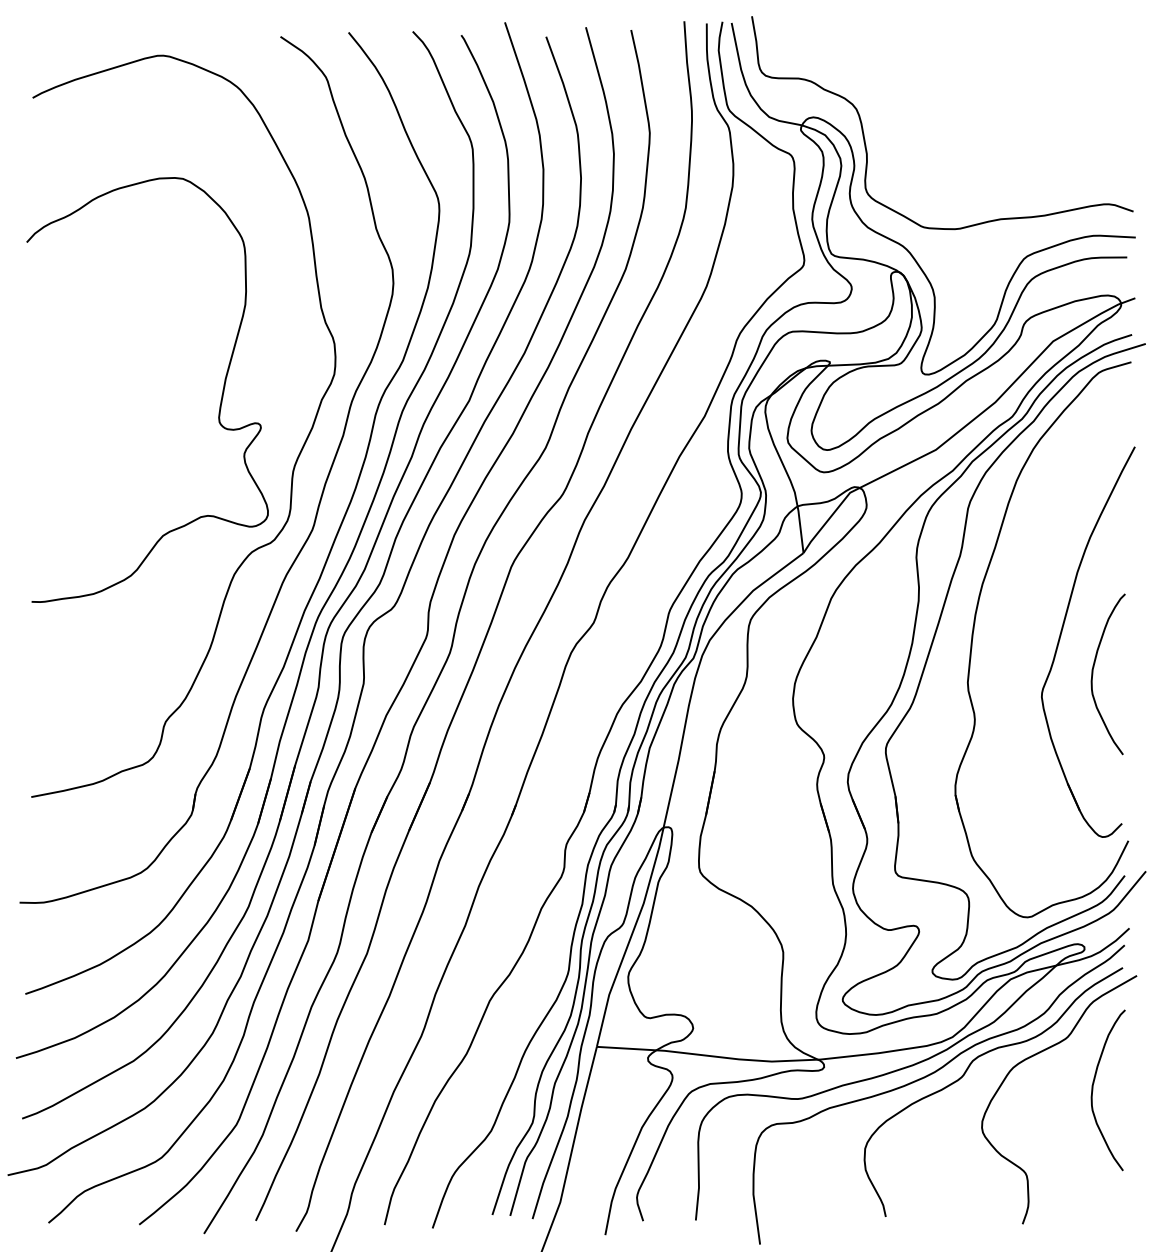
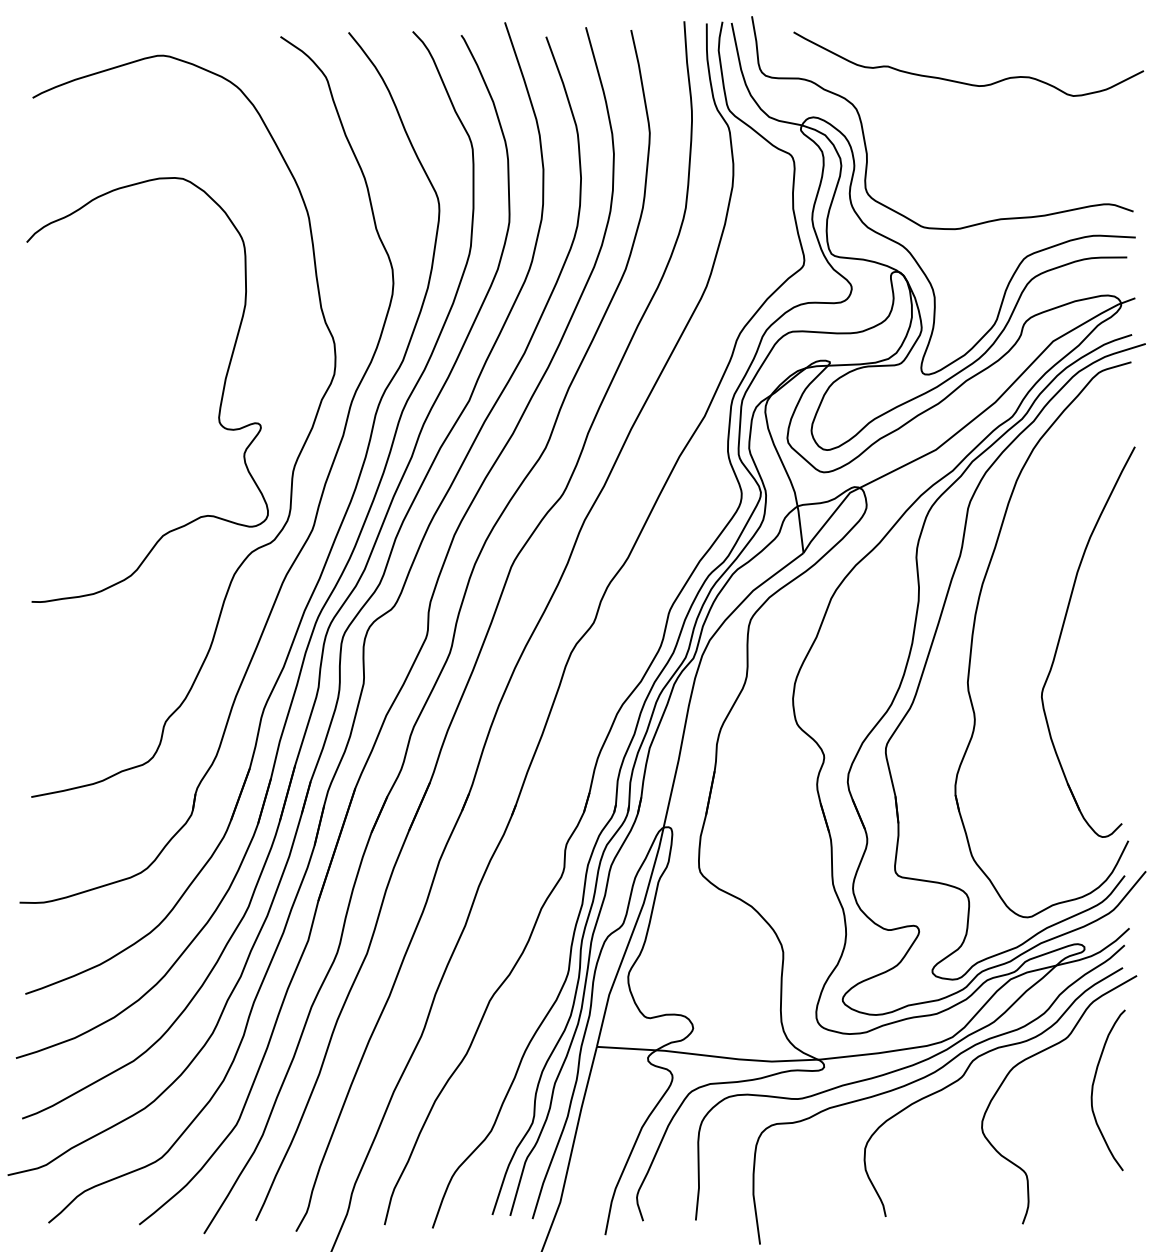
curve: none -> present (965, 82)
curve: present -> none (1093, 674)
